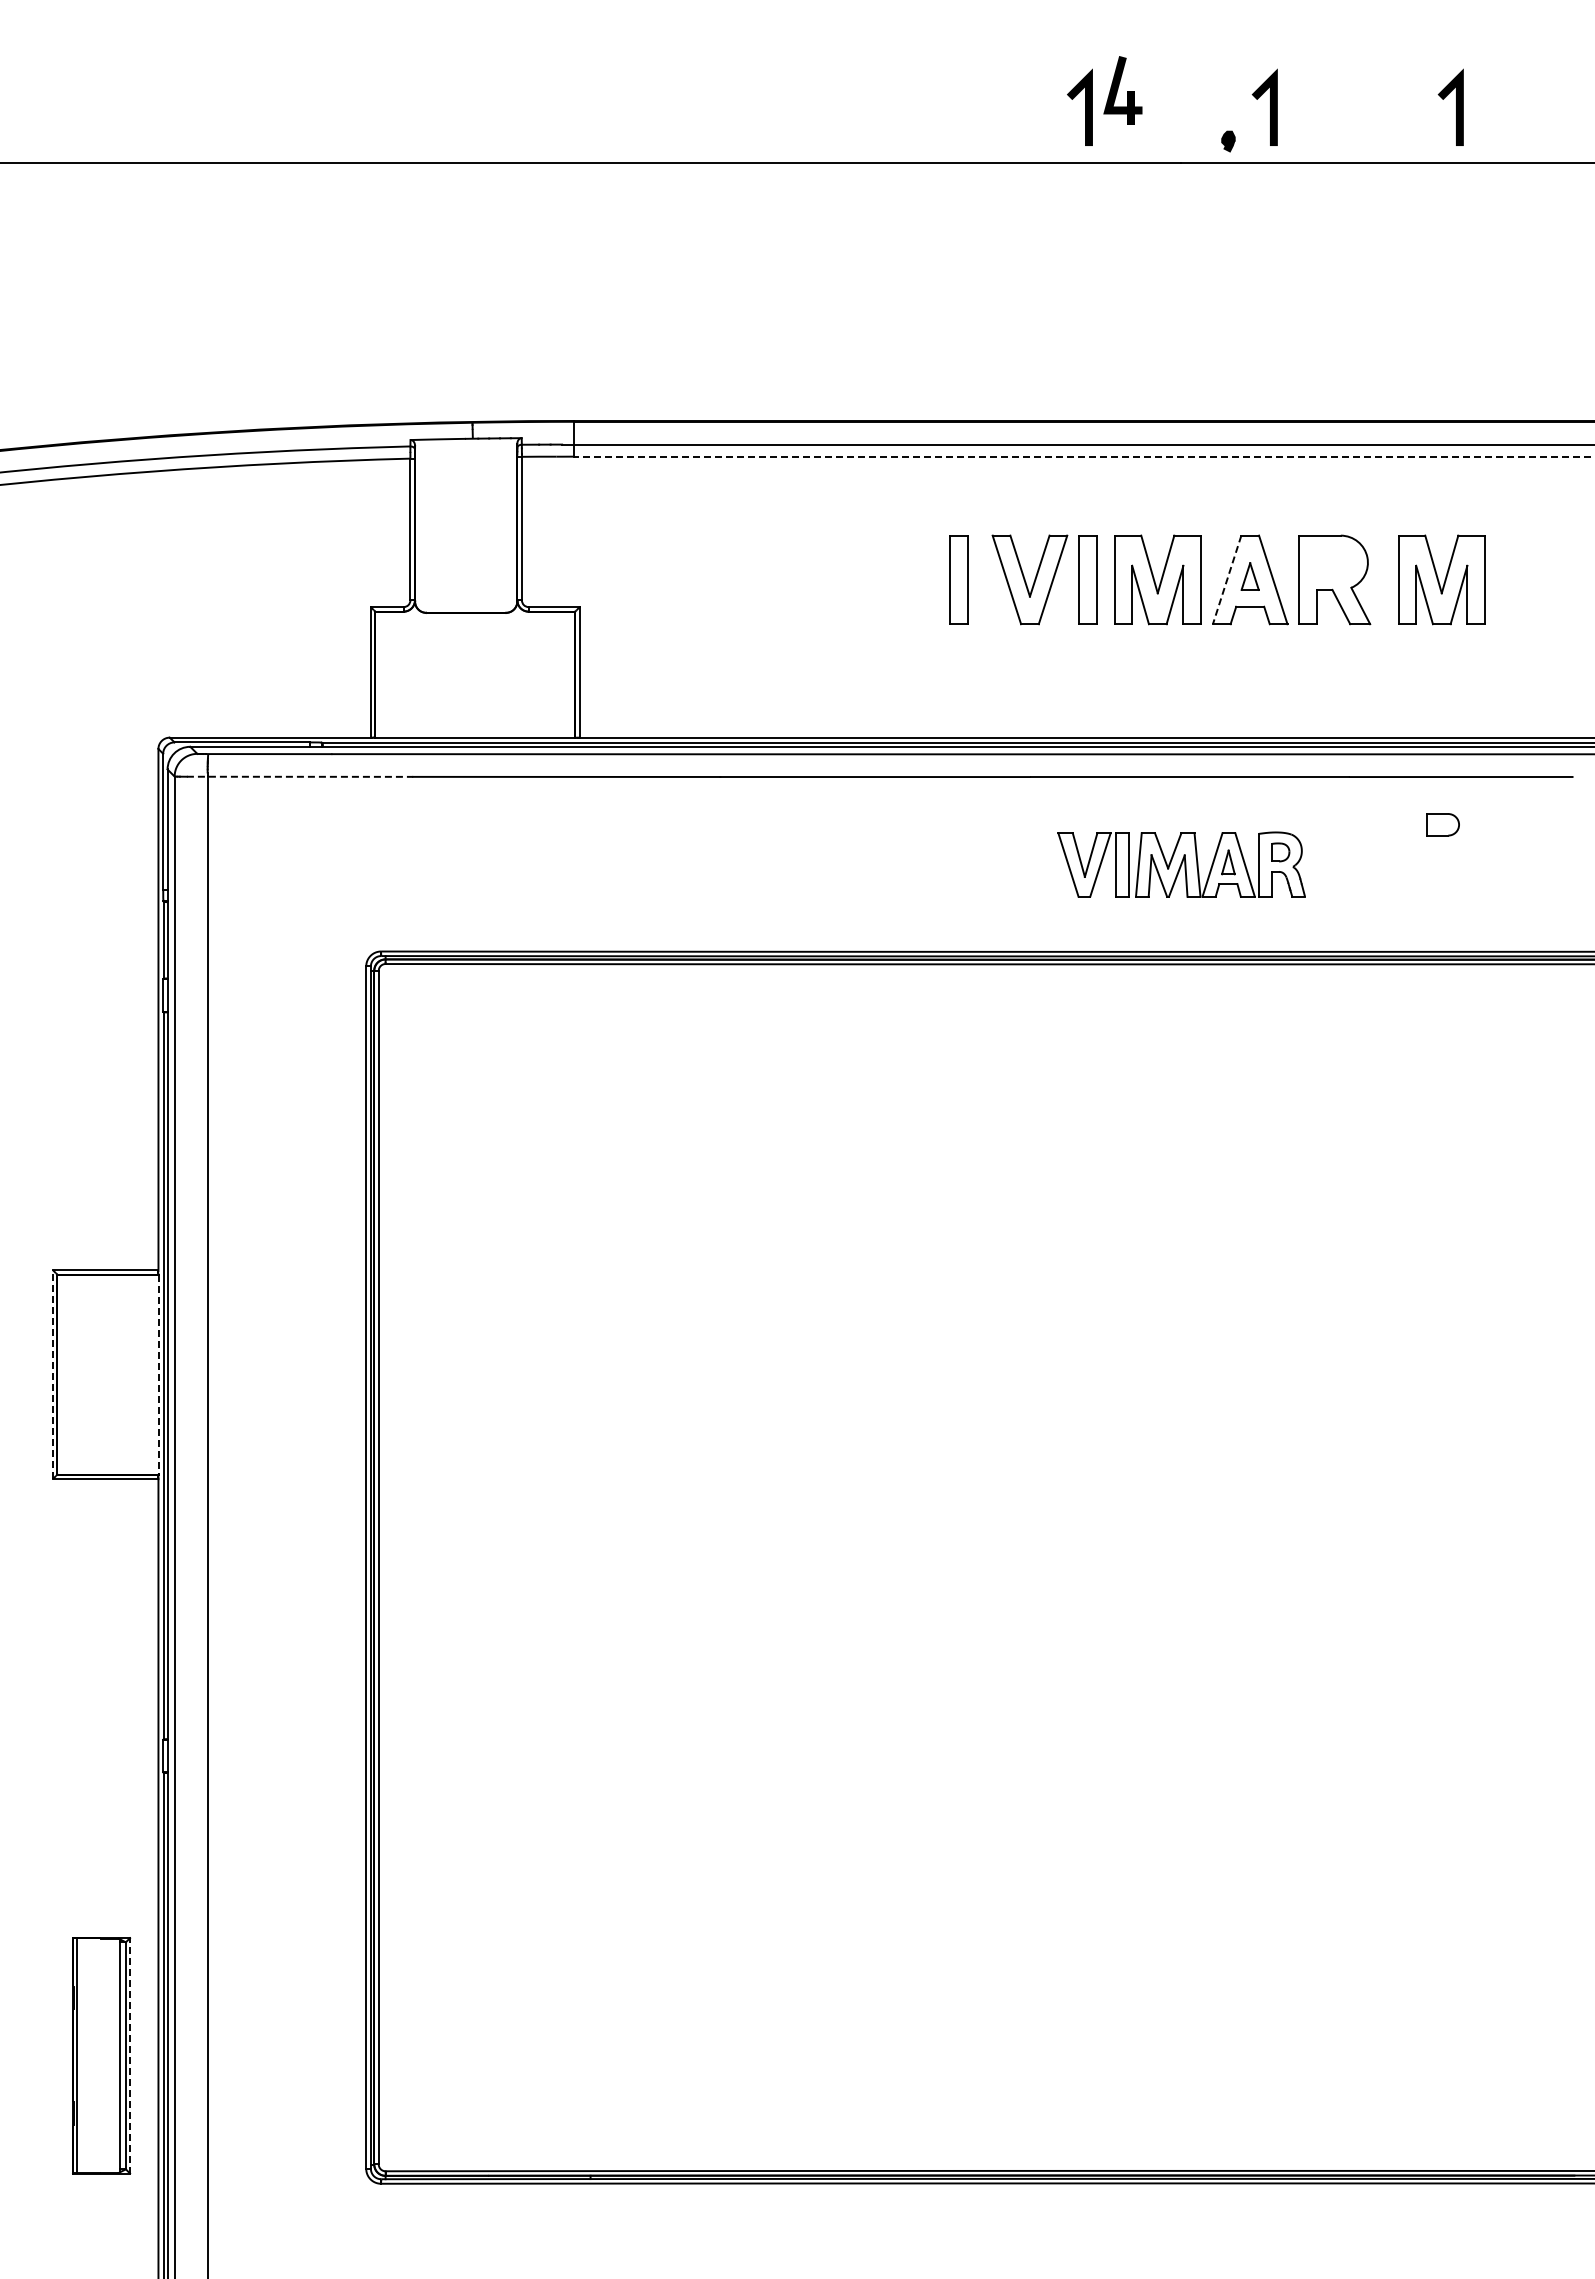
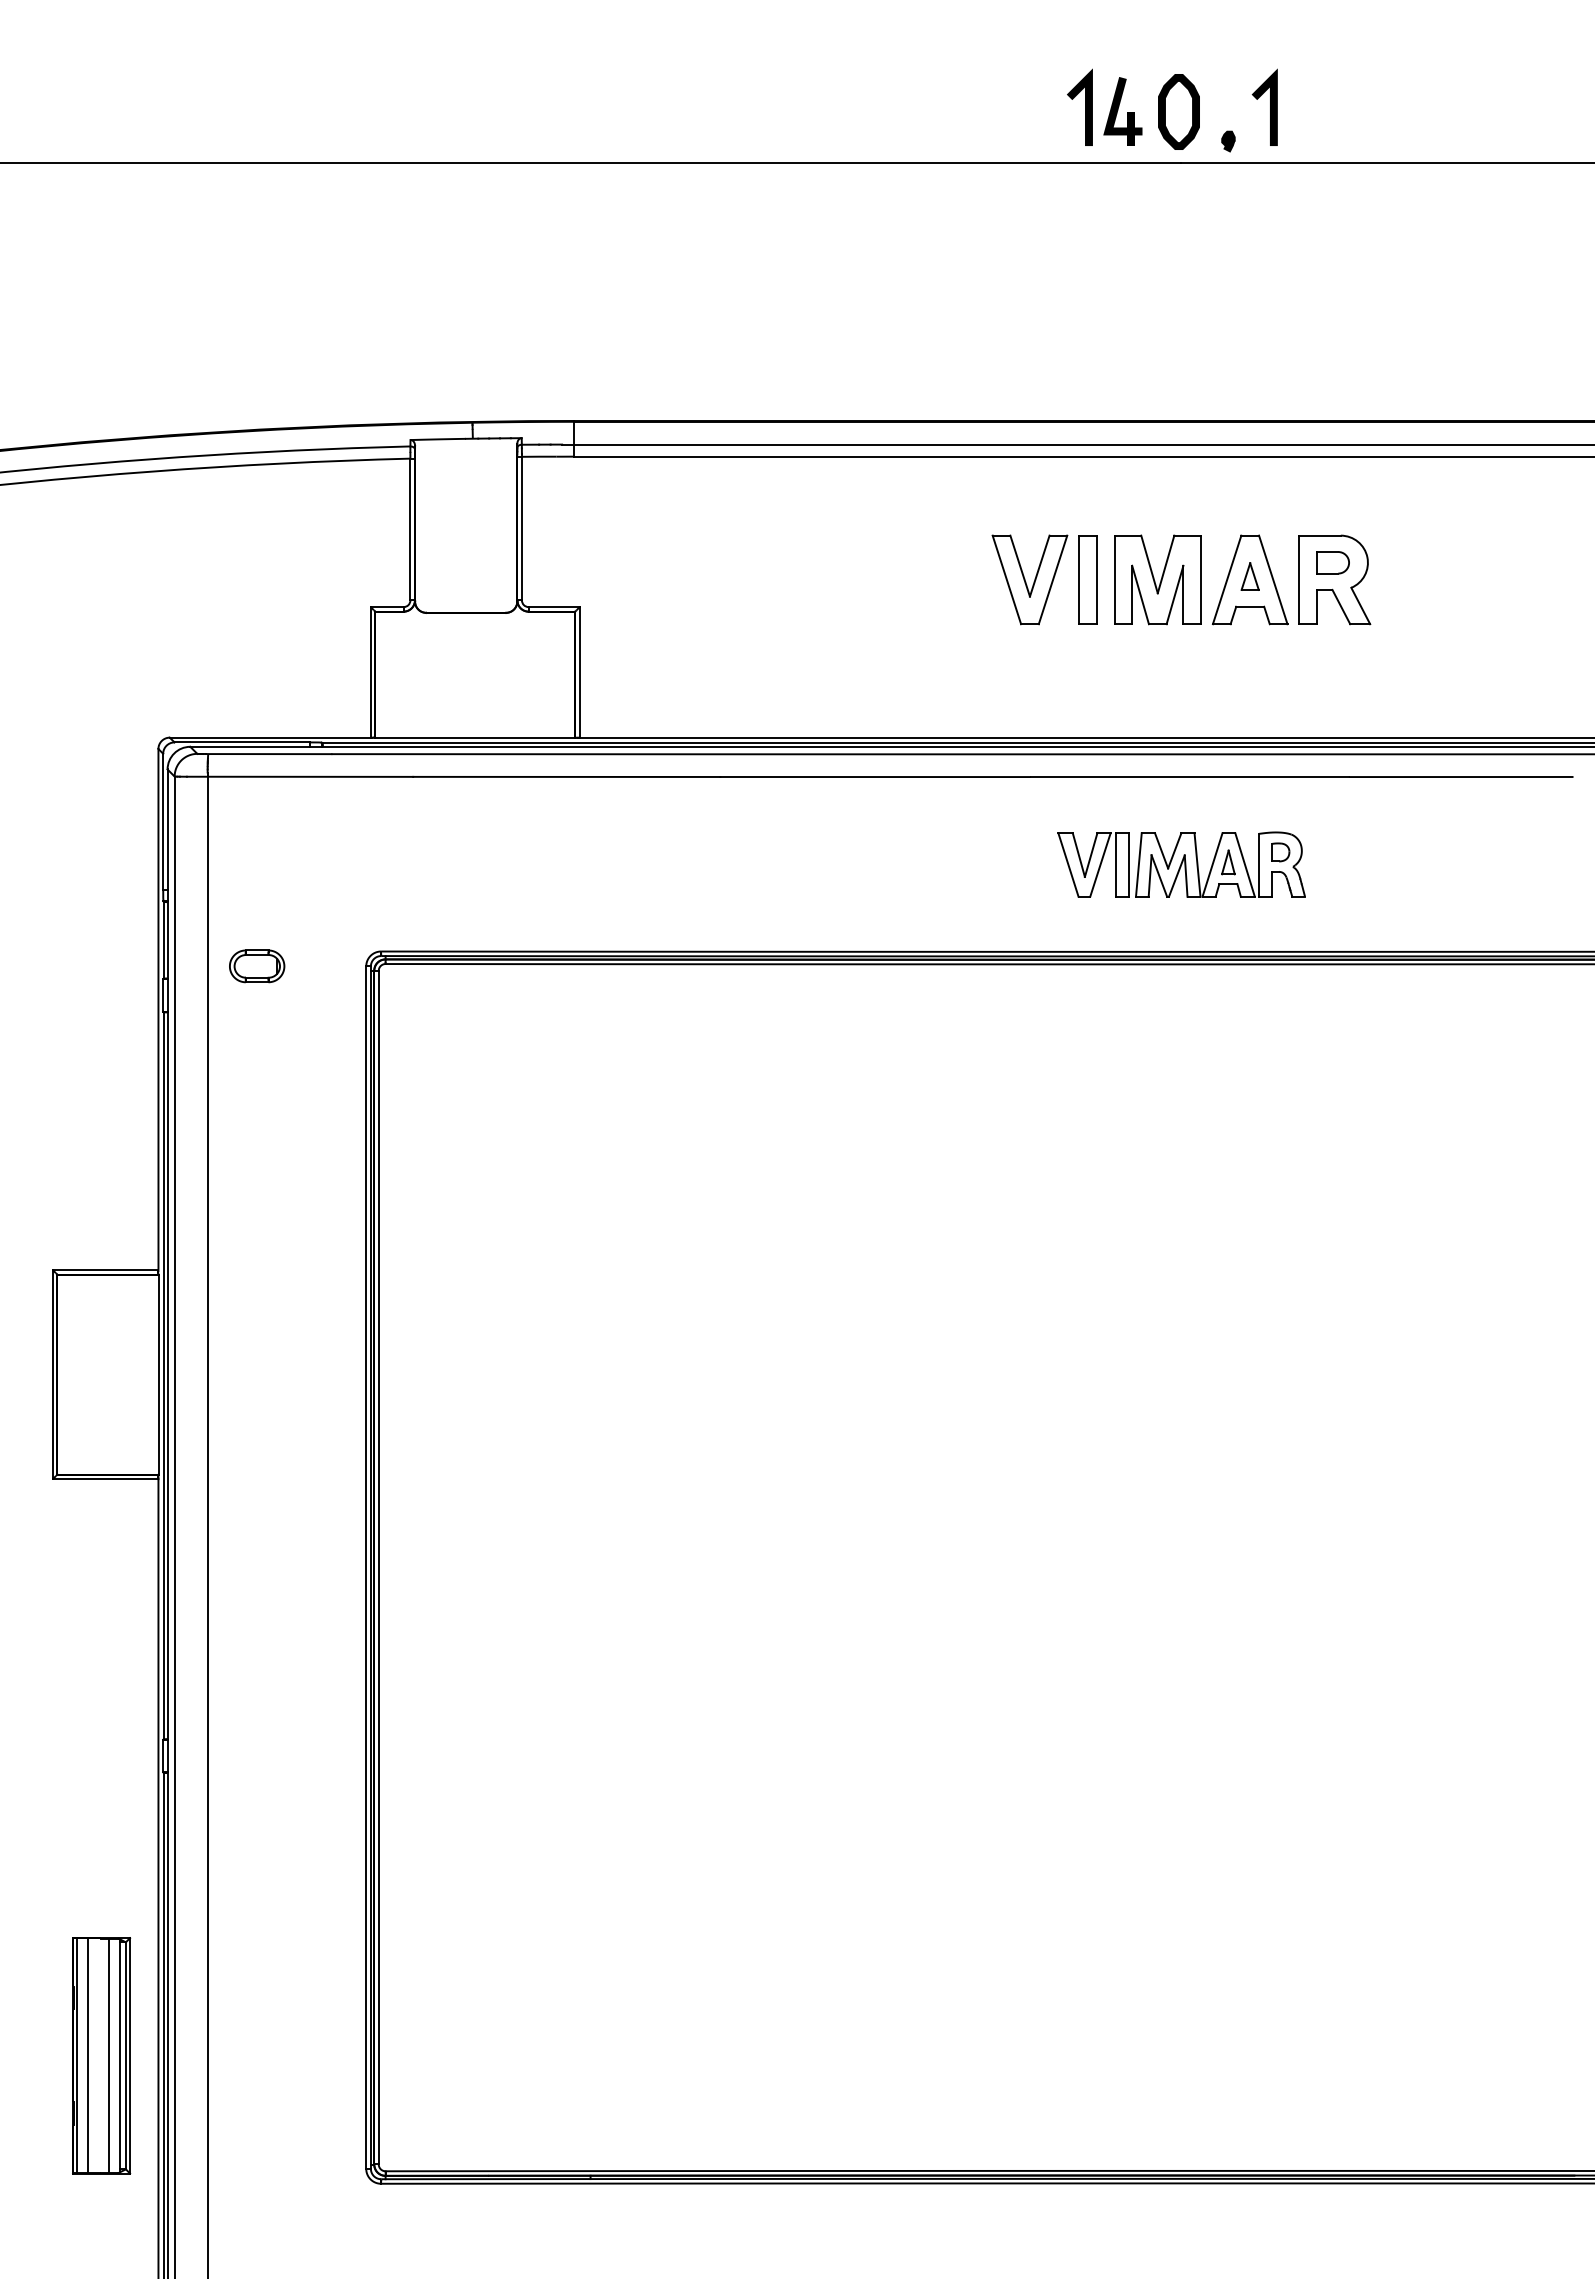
part position: (1122, 90) -> (1122, 111) (1122, 111)
line: present -> none (1456, 106)
part: none -> present (1178, 111)
line: dashed -> solid (1083, 456)
part: present -> none (958, 579)
line: dashed -> solid (1227, 579)
part: present -> none (1441, 579)
line: dashed -> solid (300, 776)
part position: (1442, 824) -> (1332, 562) (1332, 562)
part: none -> present (257, 966)
line: dashed -> solid (52, 1374)
line: dashed -> solid (158, 1374)
line: none -> present (88, 2055)
line: none -> present (108, 2055)
line: dashed -> solid (130, 2055)
